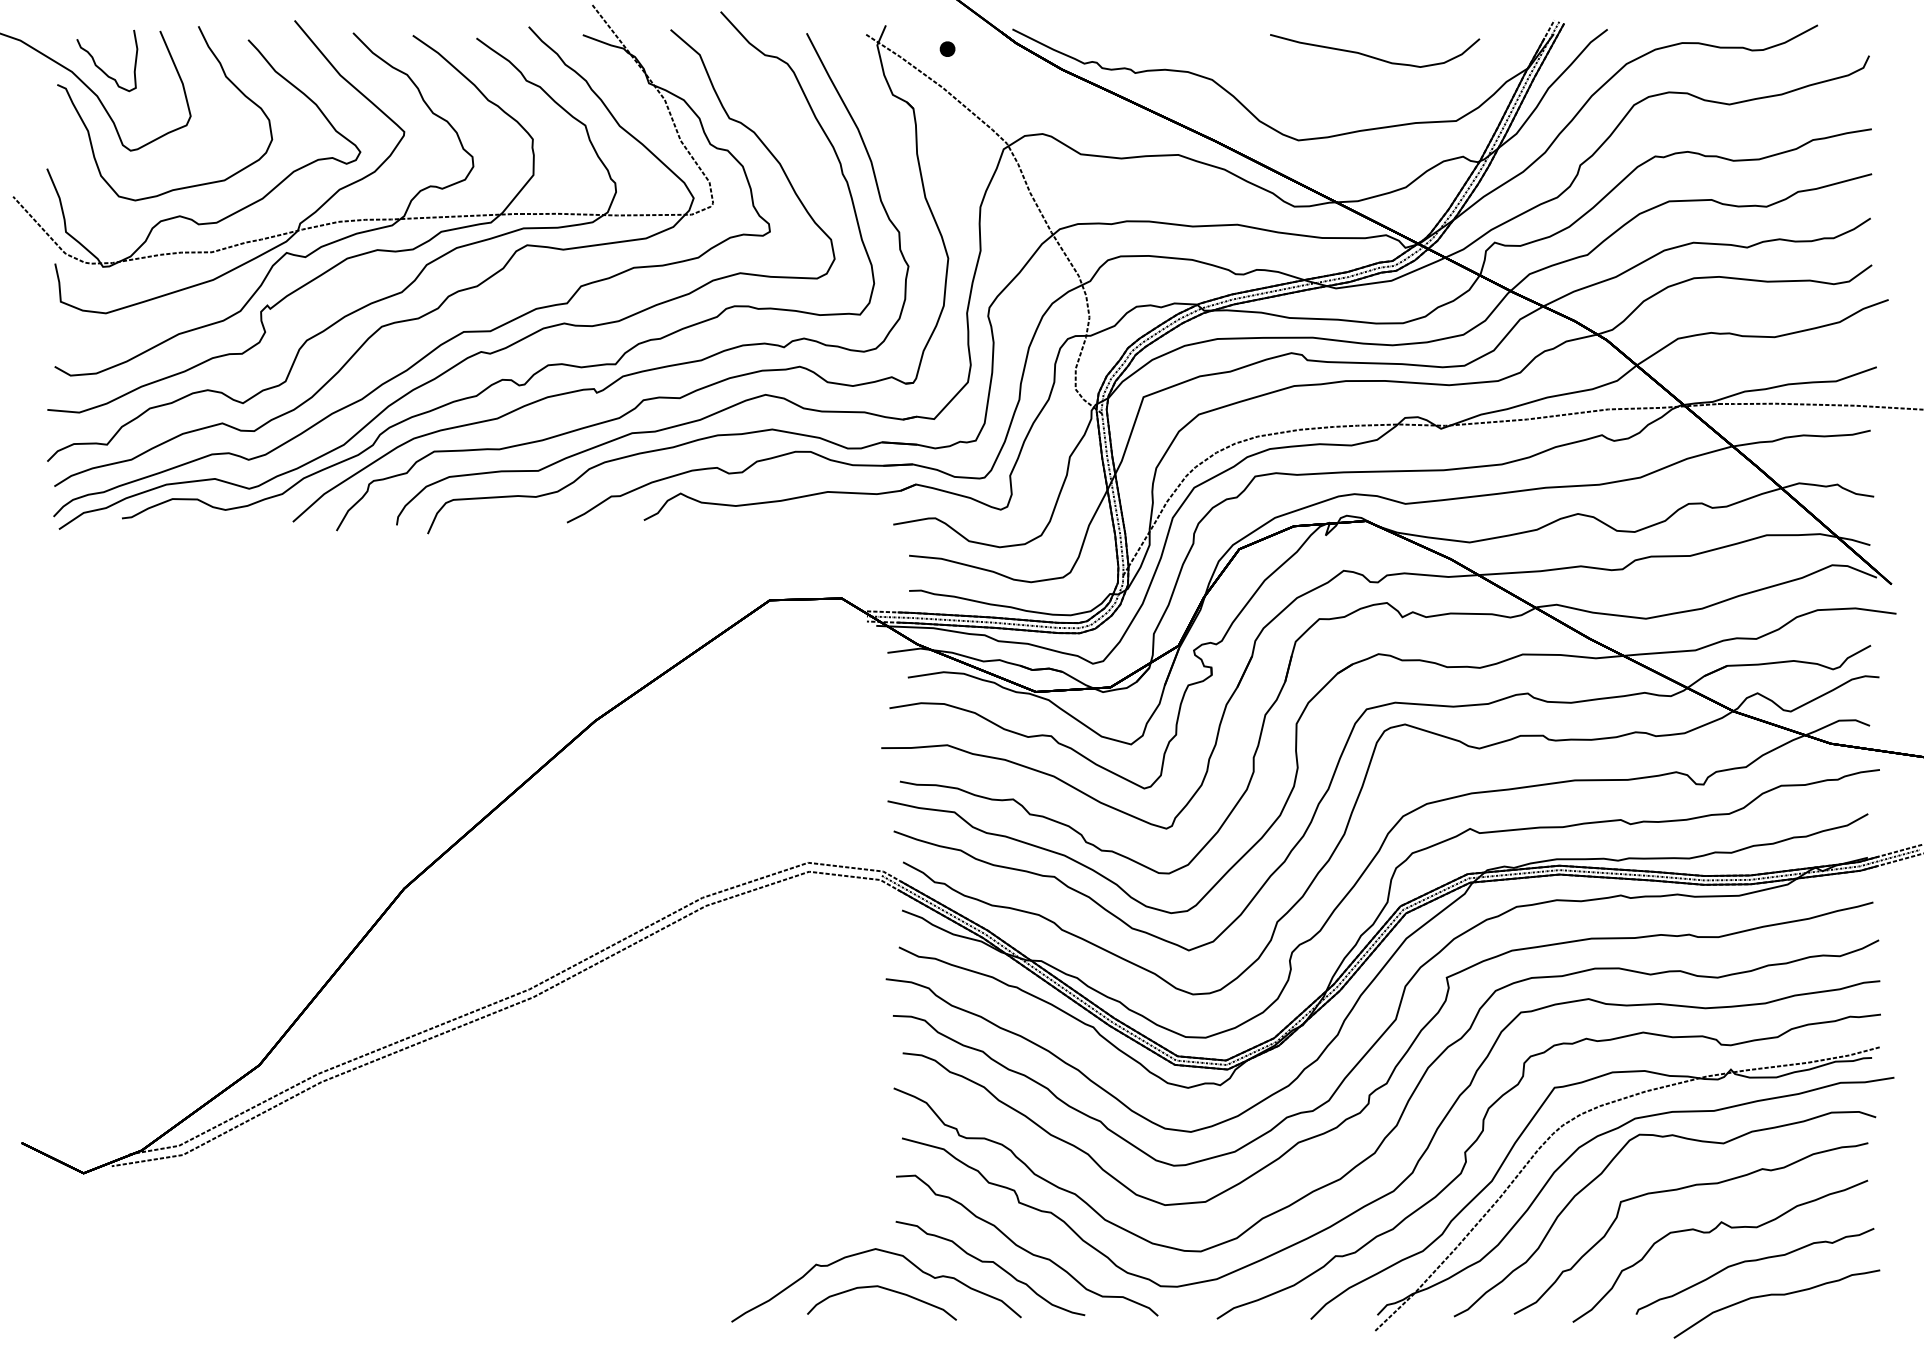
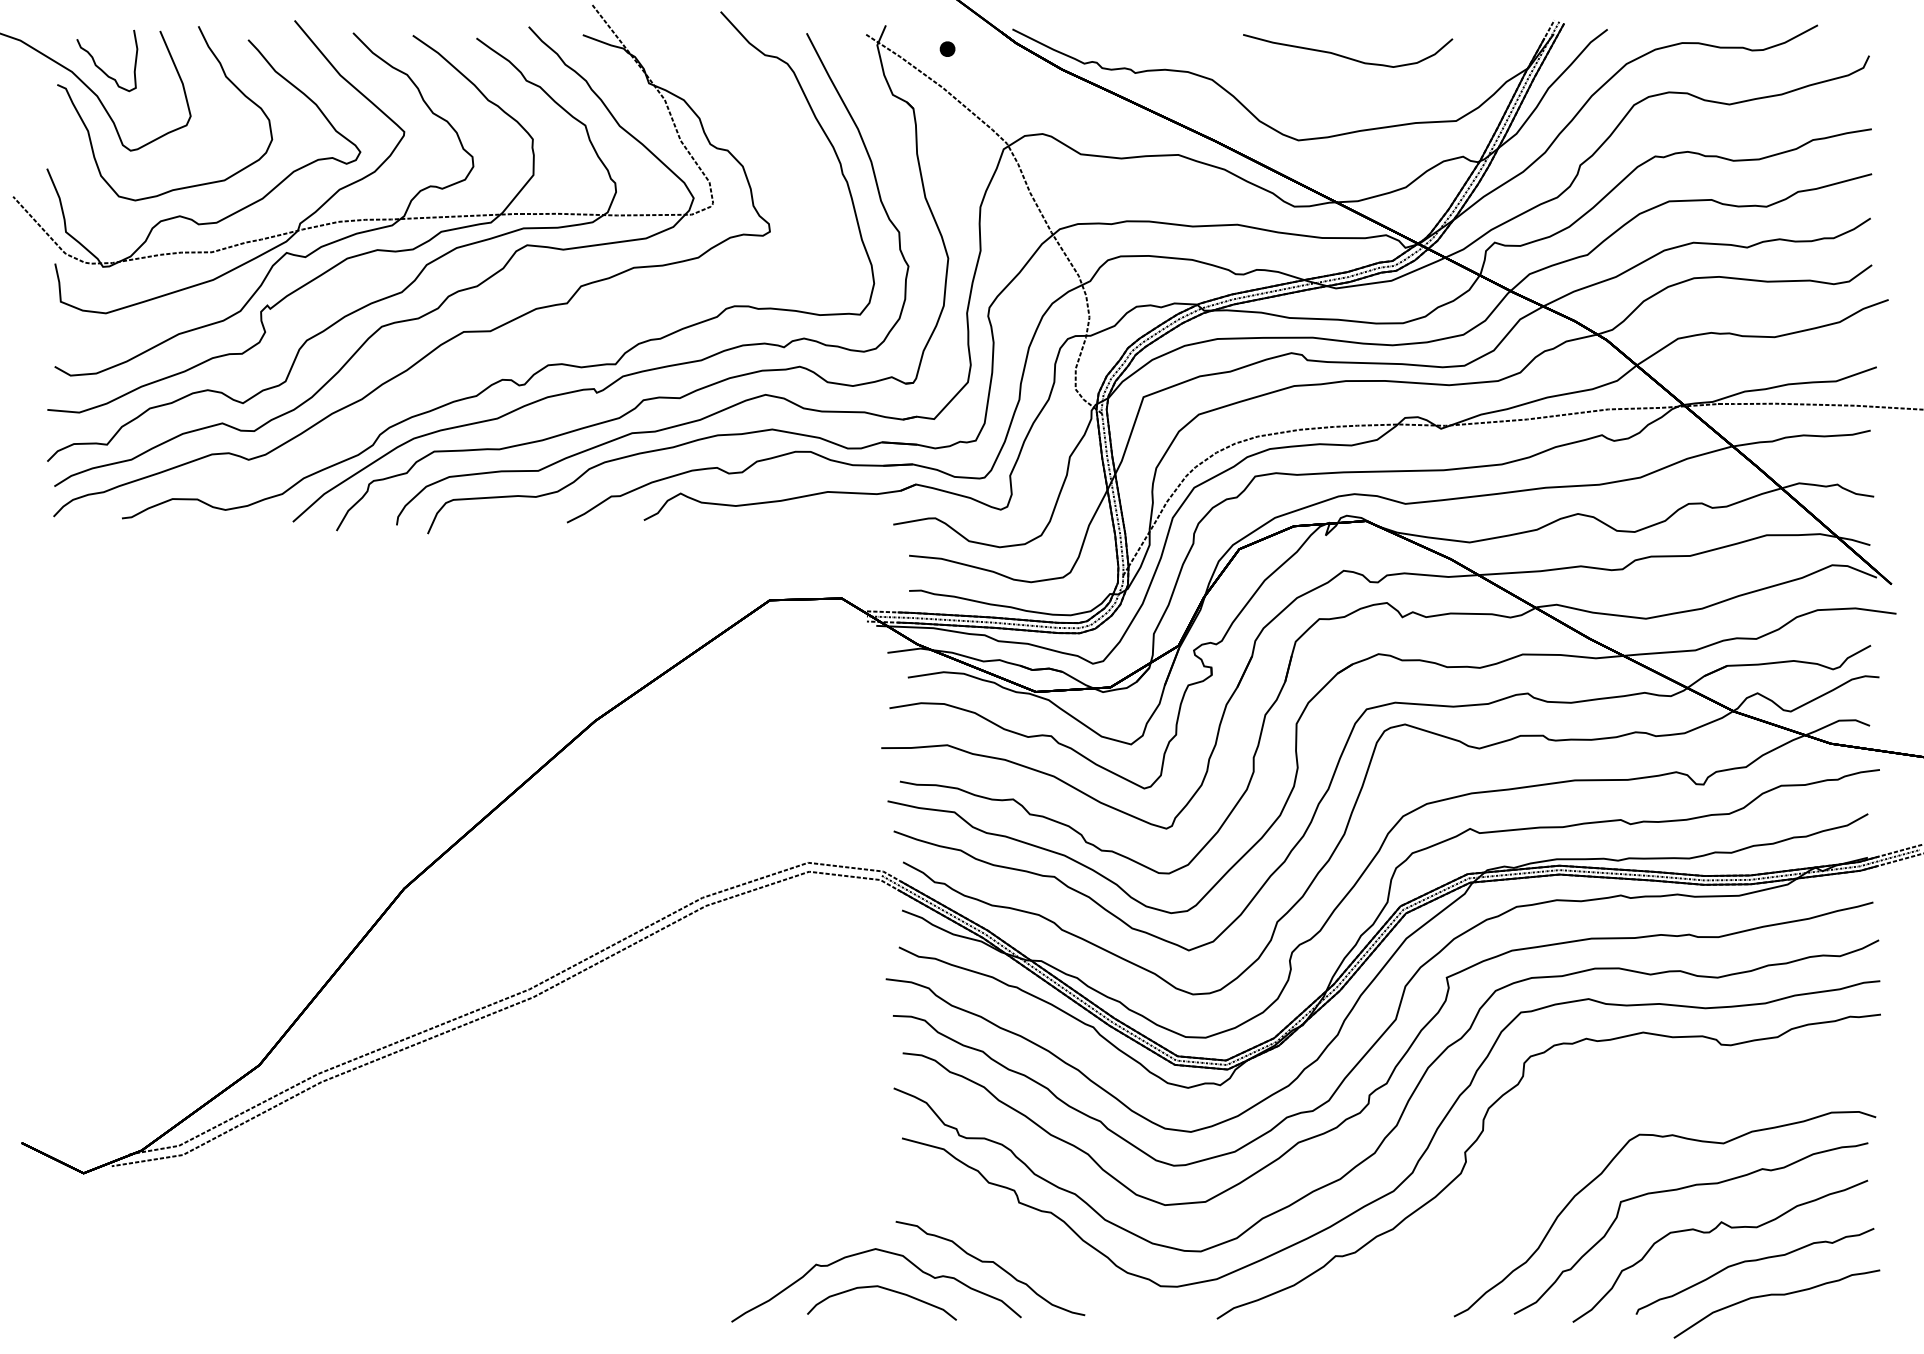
part position: (1373, 56) -> (1346, 56) (1346, 56)
part: present -> none (479, 351)
part: present -> none (1571, 1156)
curve: present -> none (1026, 1249)
